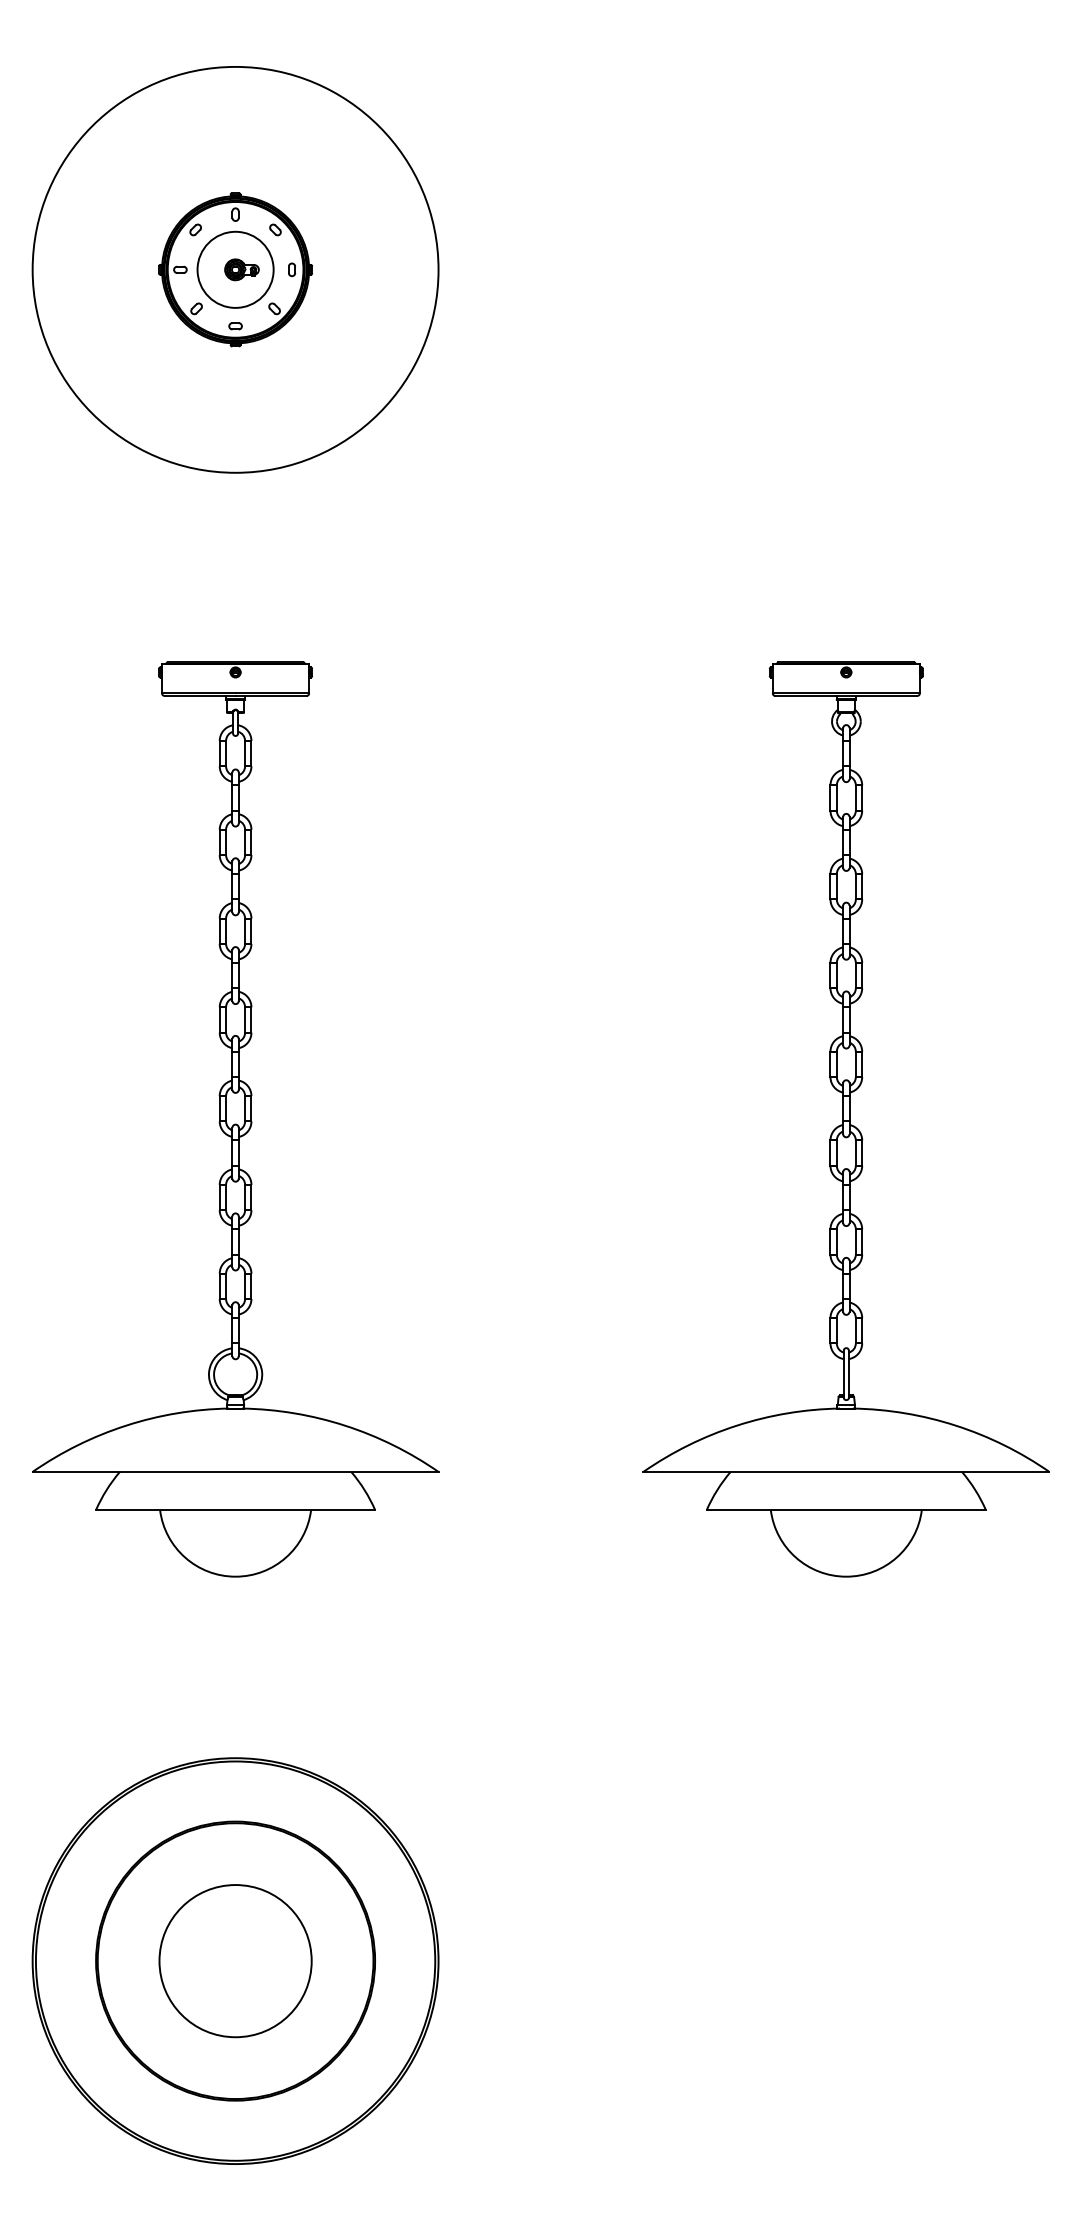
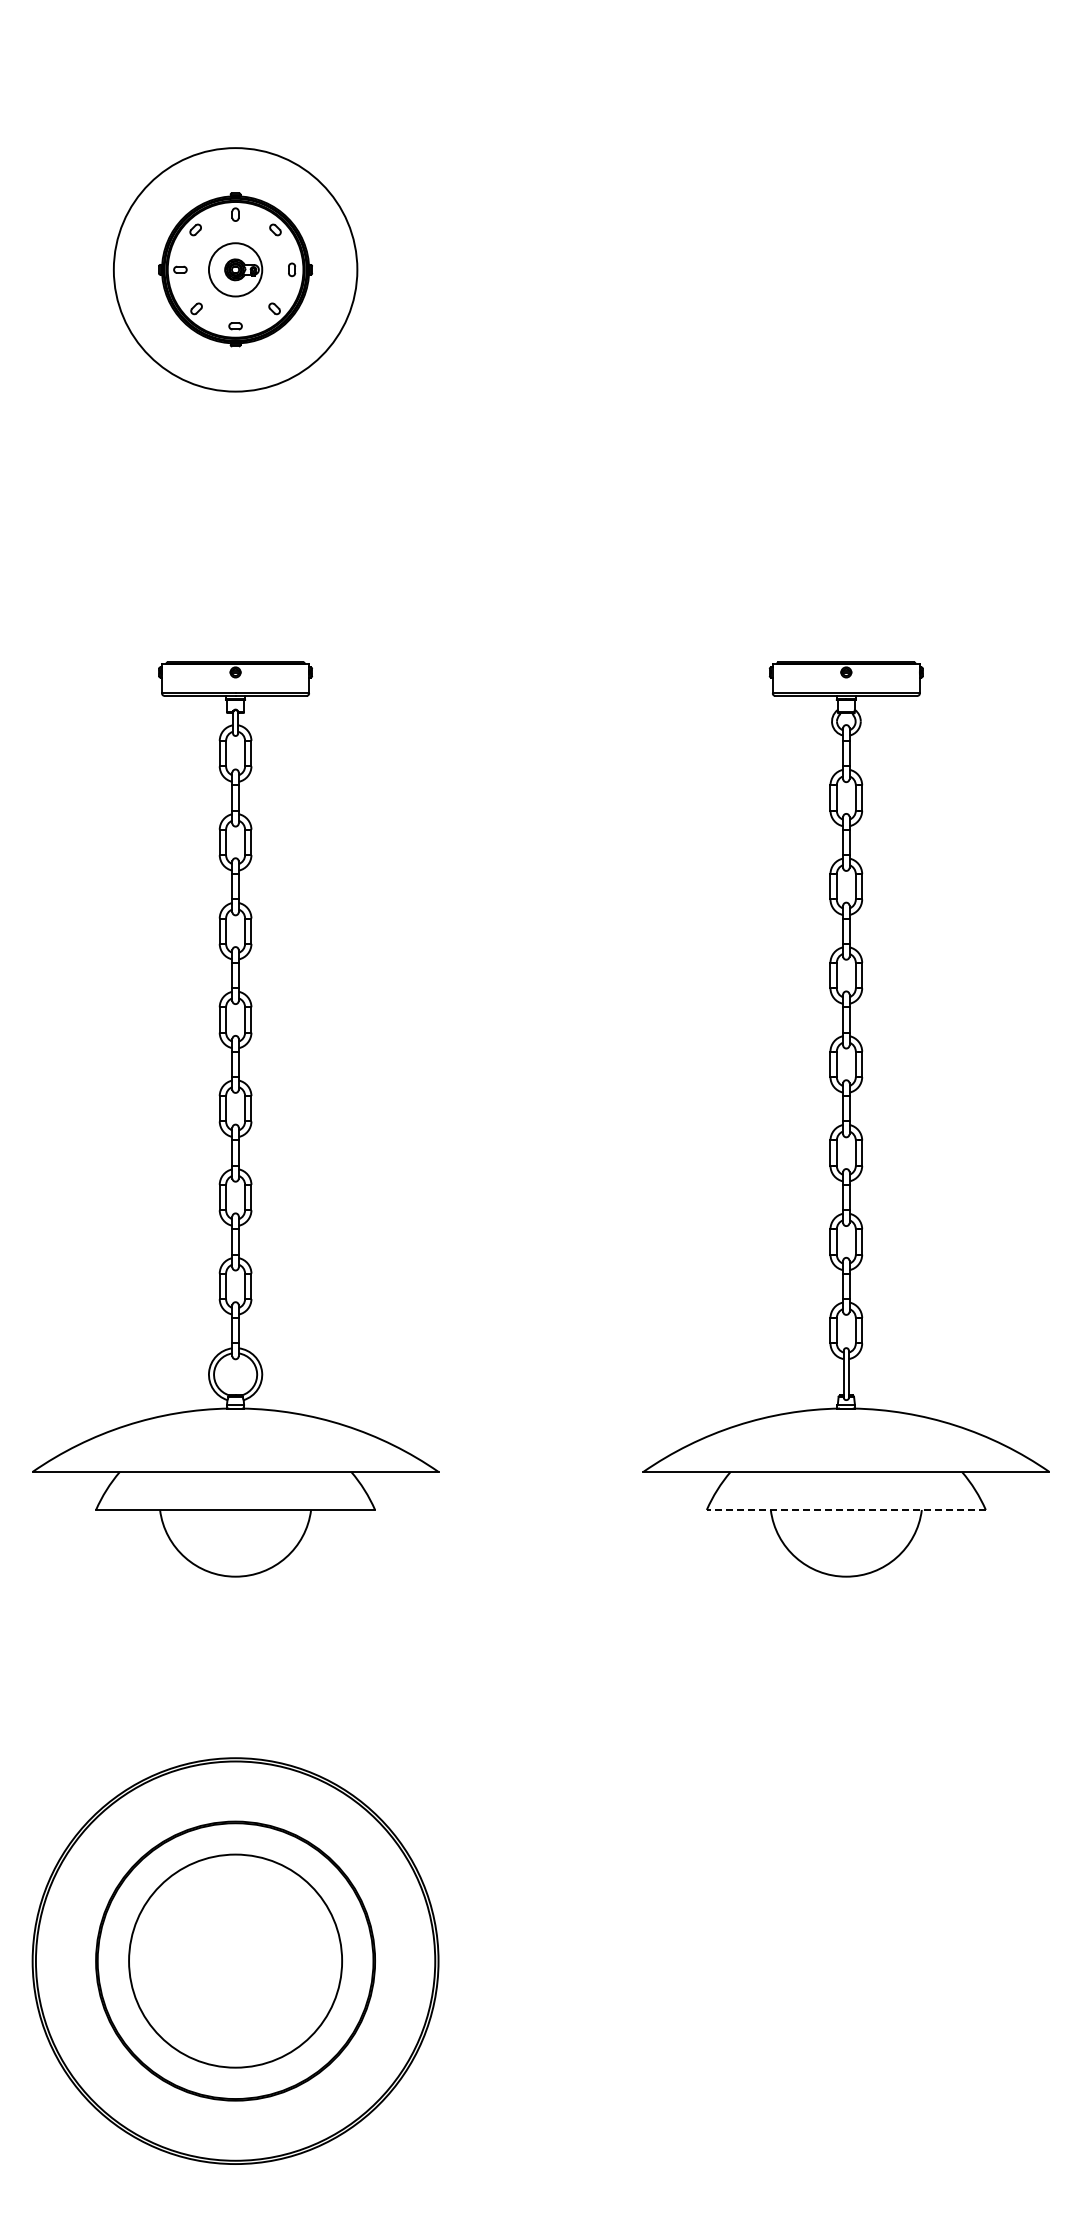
circle diameter: 406 px -> 244 px (235, 269)
circle diameter: 76 px -> 53 px (235, 269)
line: solid -> dashed (846, 1509)
circle diameter: 152 px -> 213 px (235, 1960)
